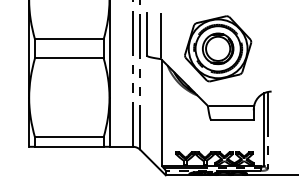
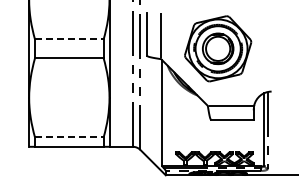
line: solid -> dashed (69, 39)
line: solid -> dashed (69, 137)
